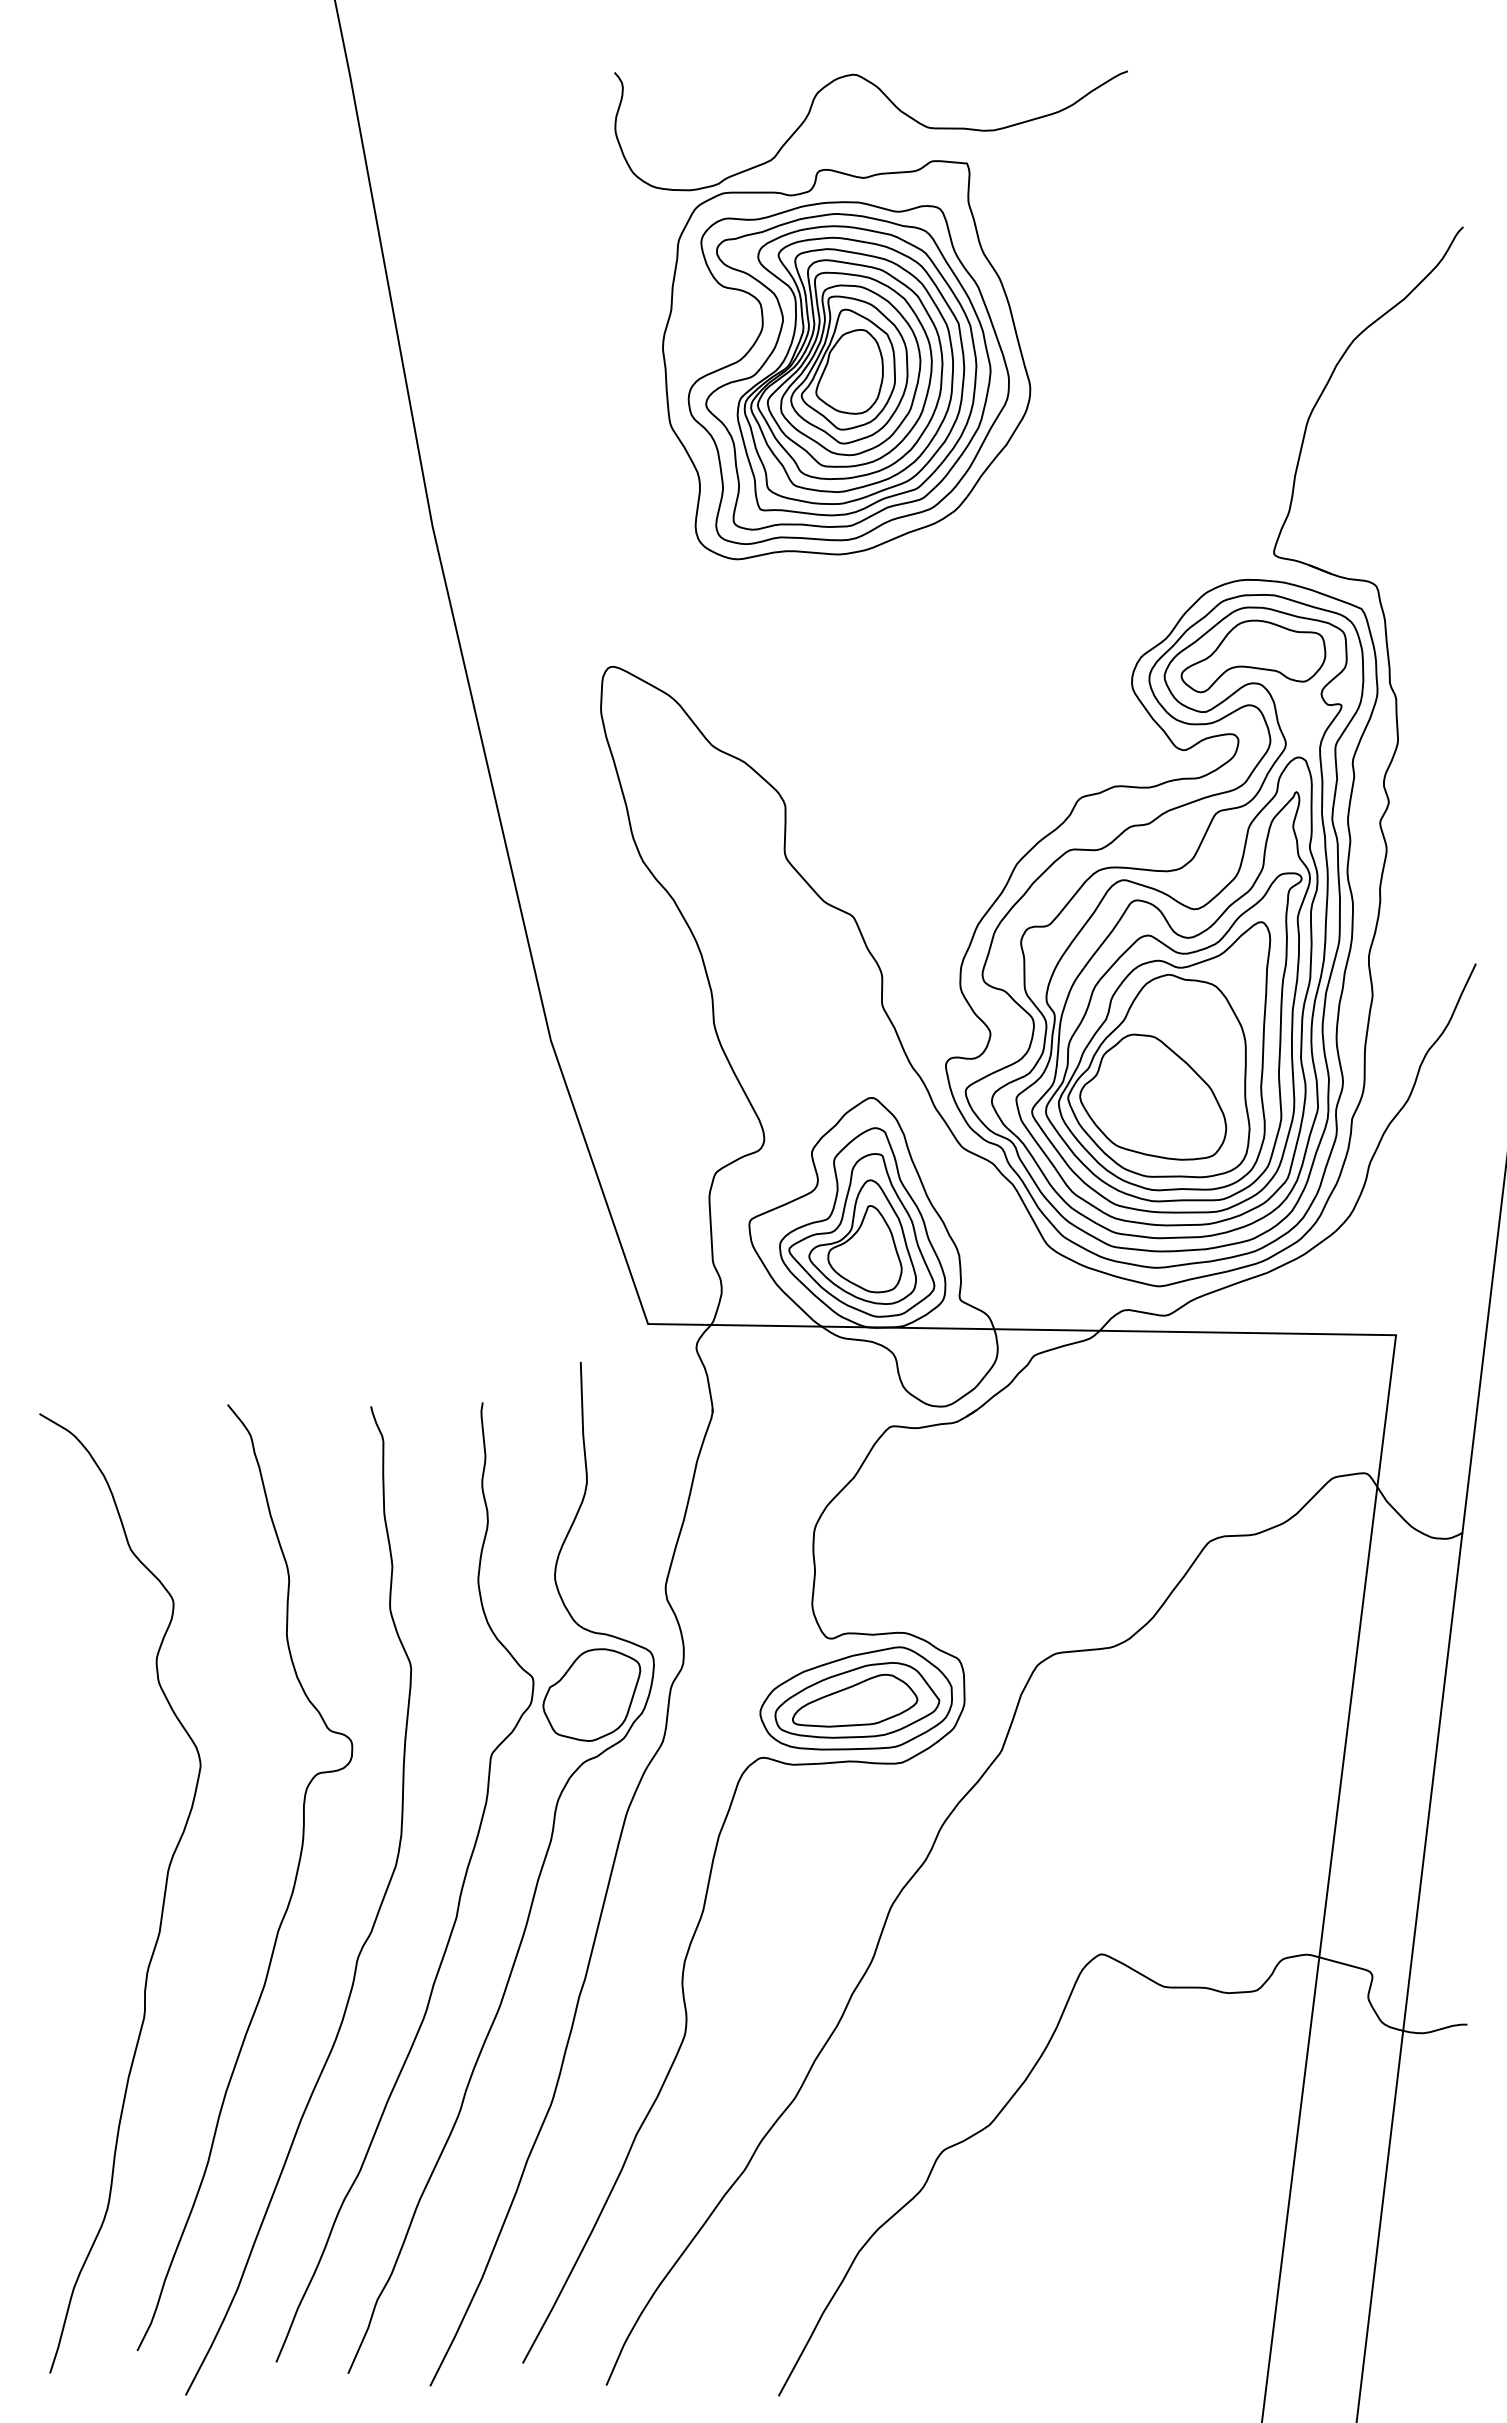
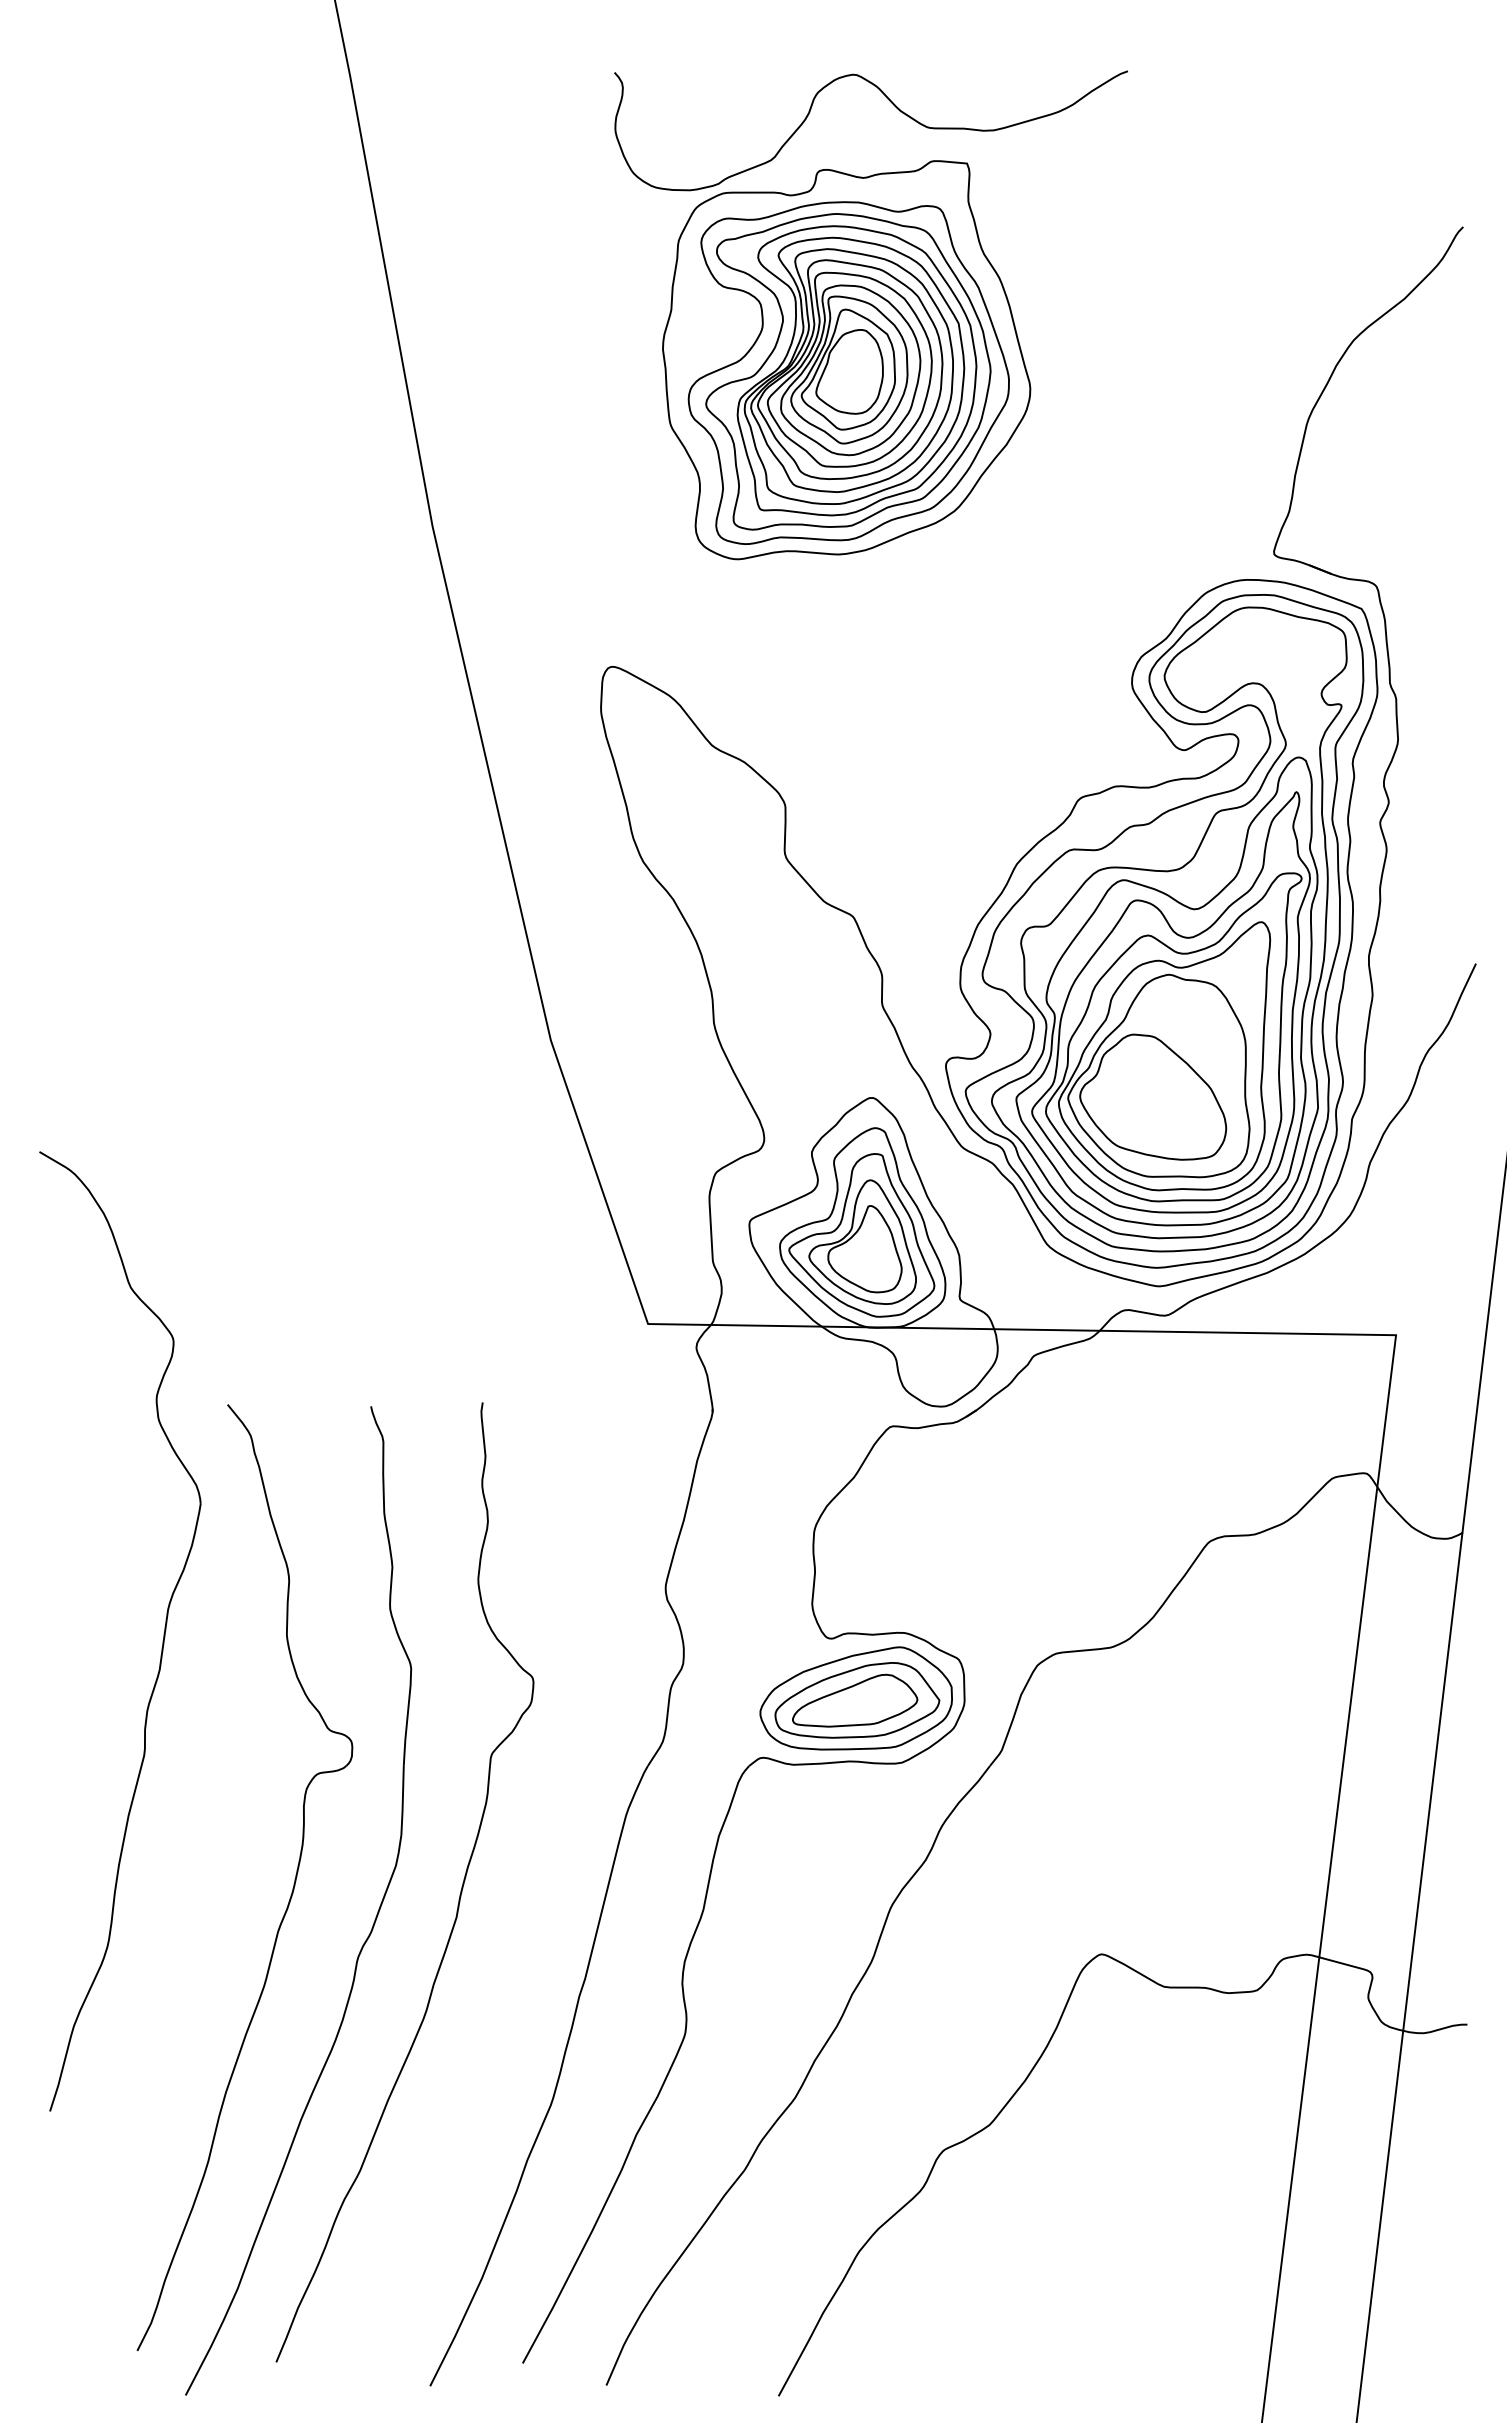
part: present -> none (1253, 656)
part: present -> none (537, 1878)
part position: (162, 1902) -> (162, 1640) (162, 1640)
